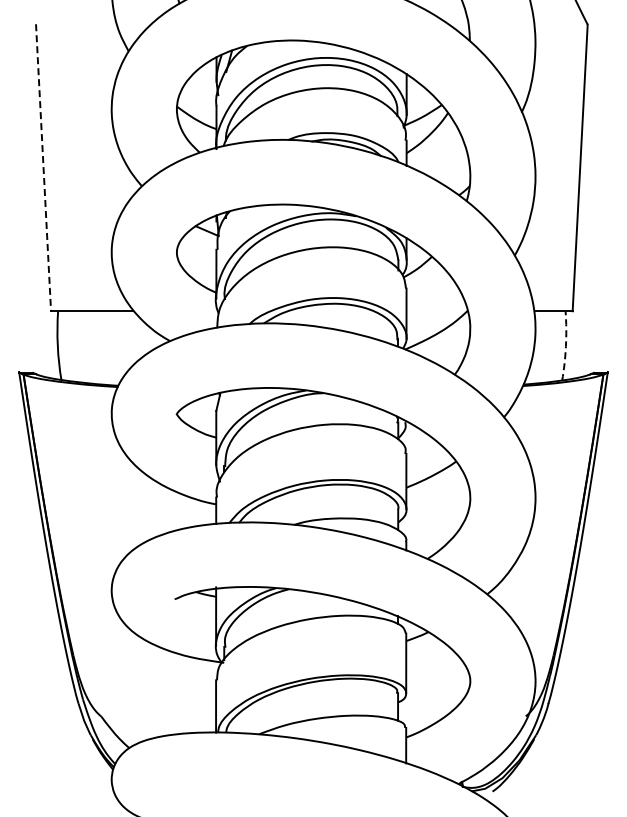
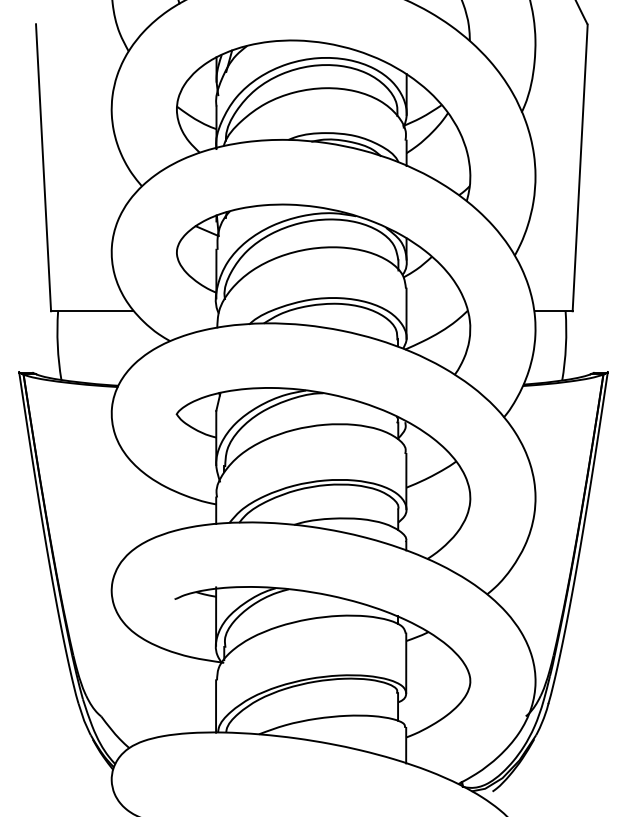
line: dashed -> solid (43, 167)
arc: dashed -> solid (565, 346)
